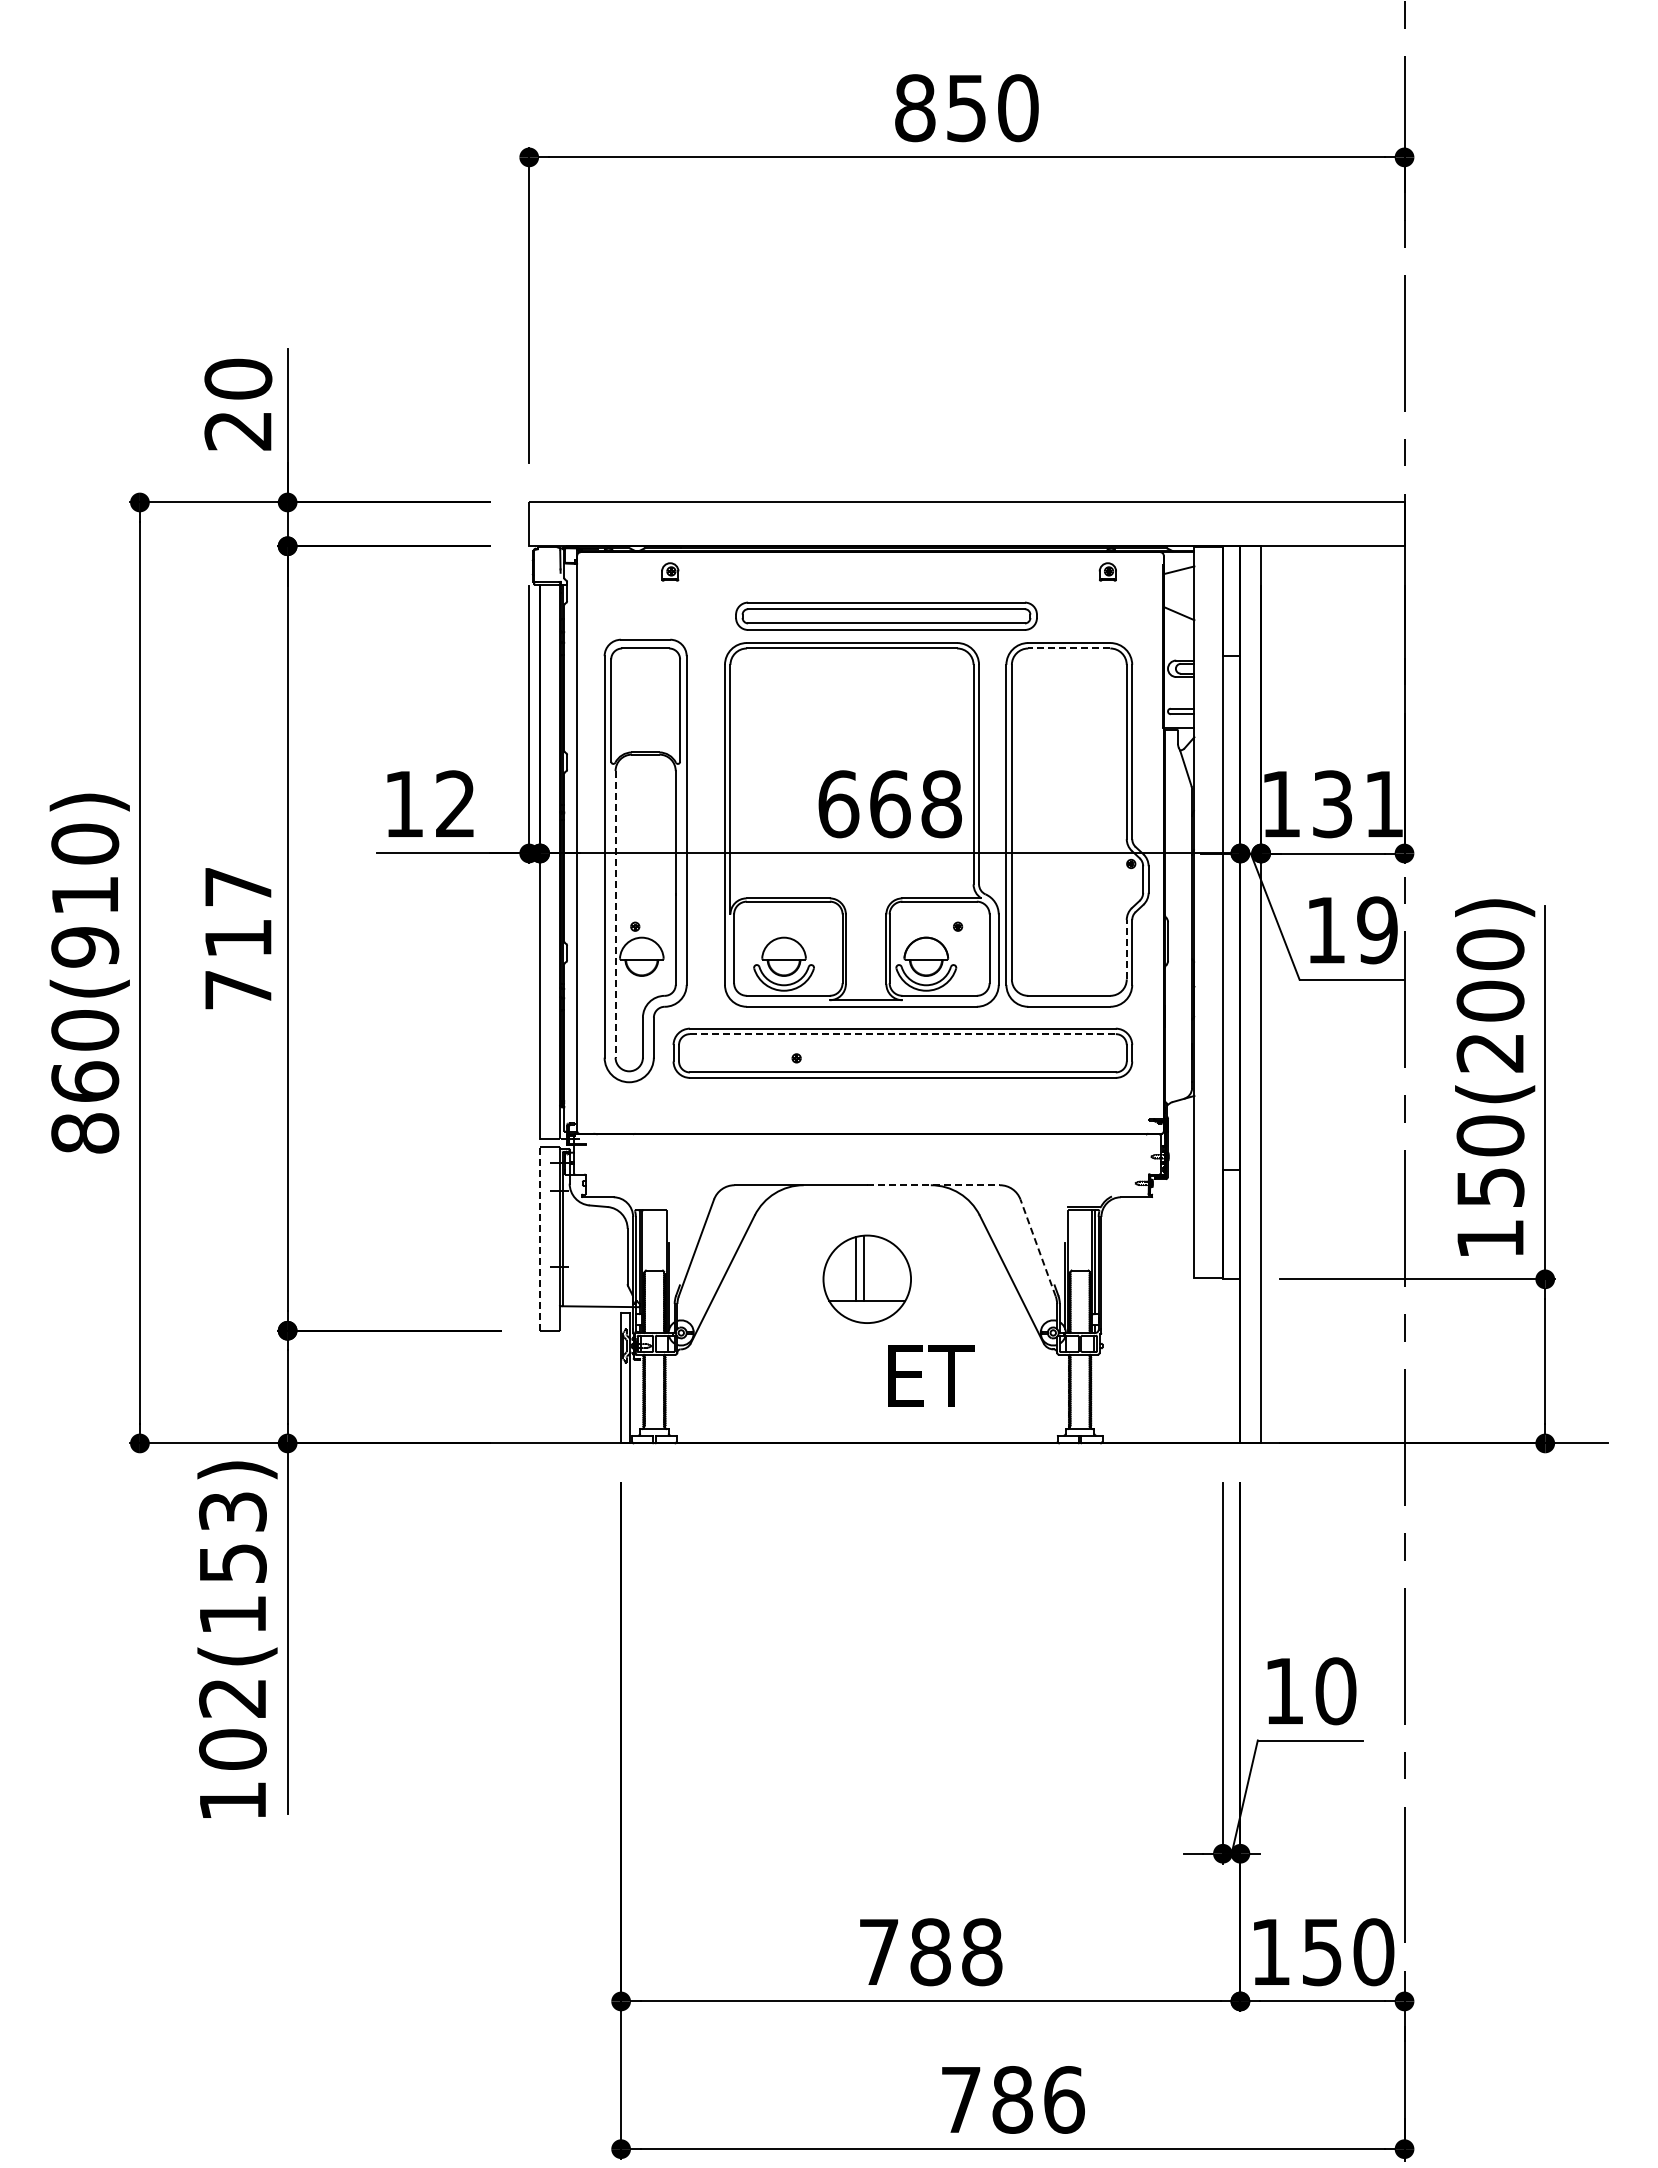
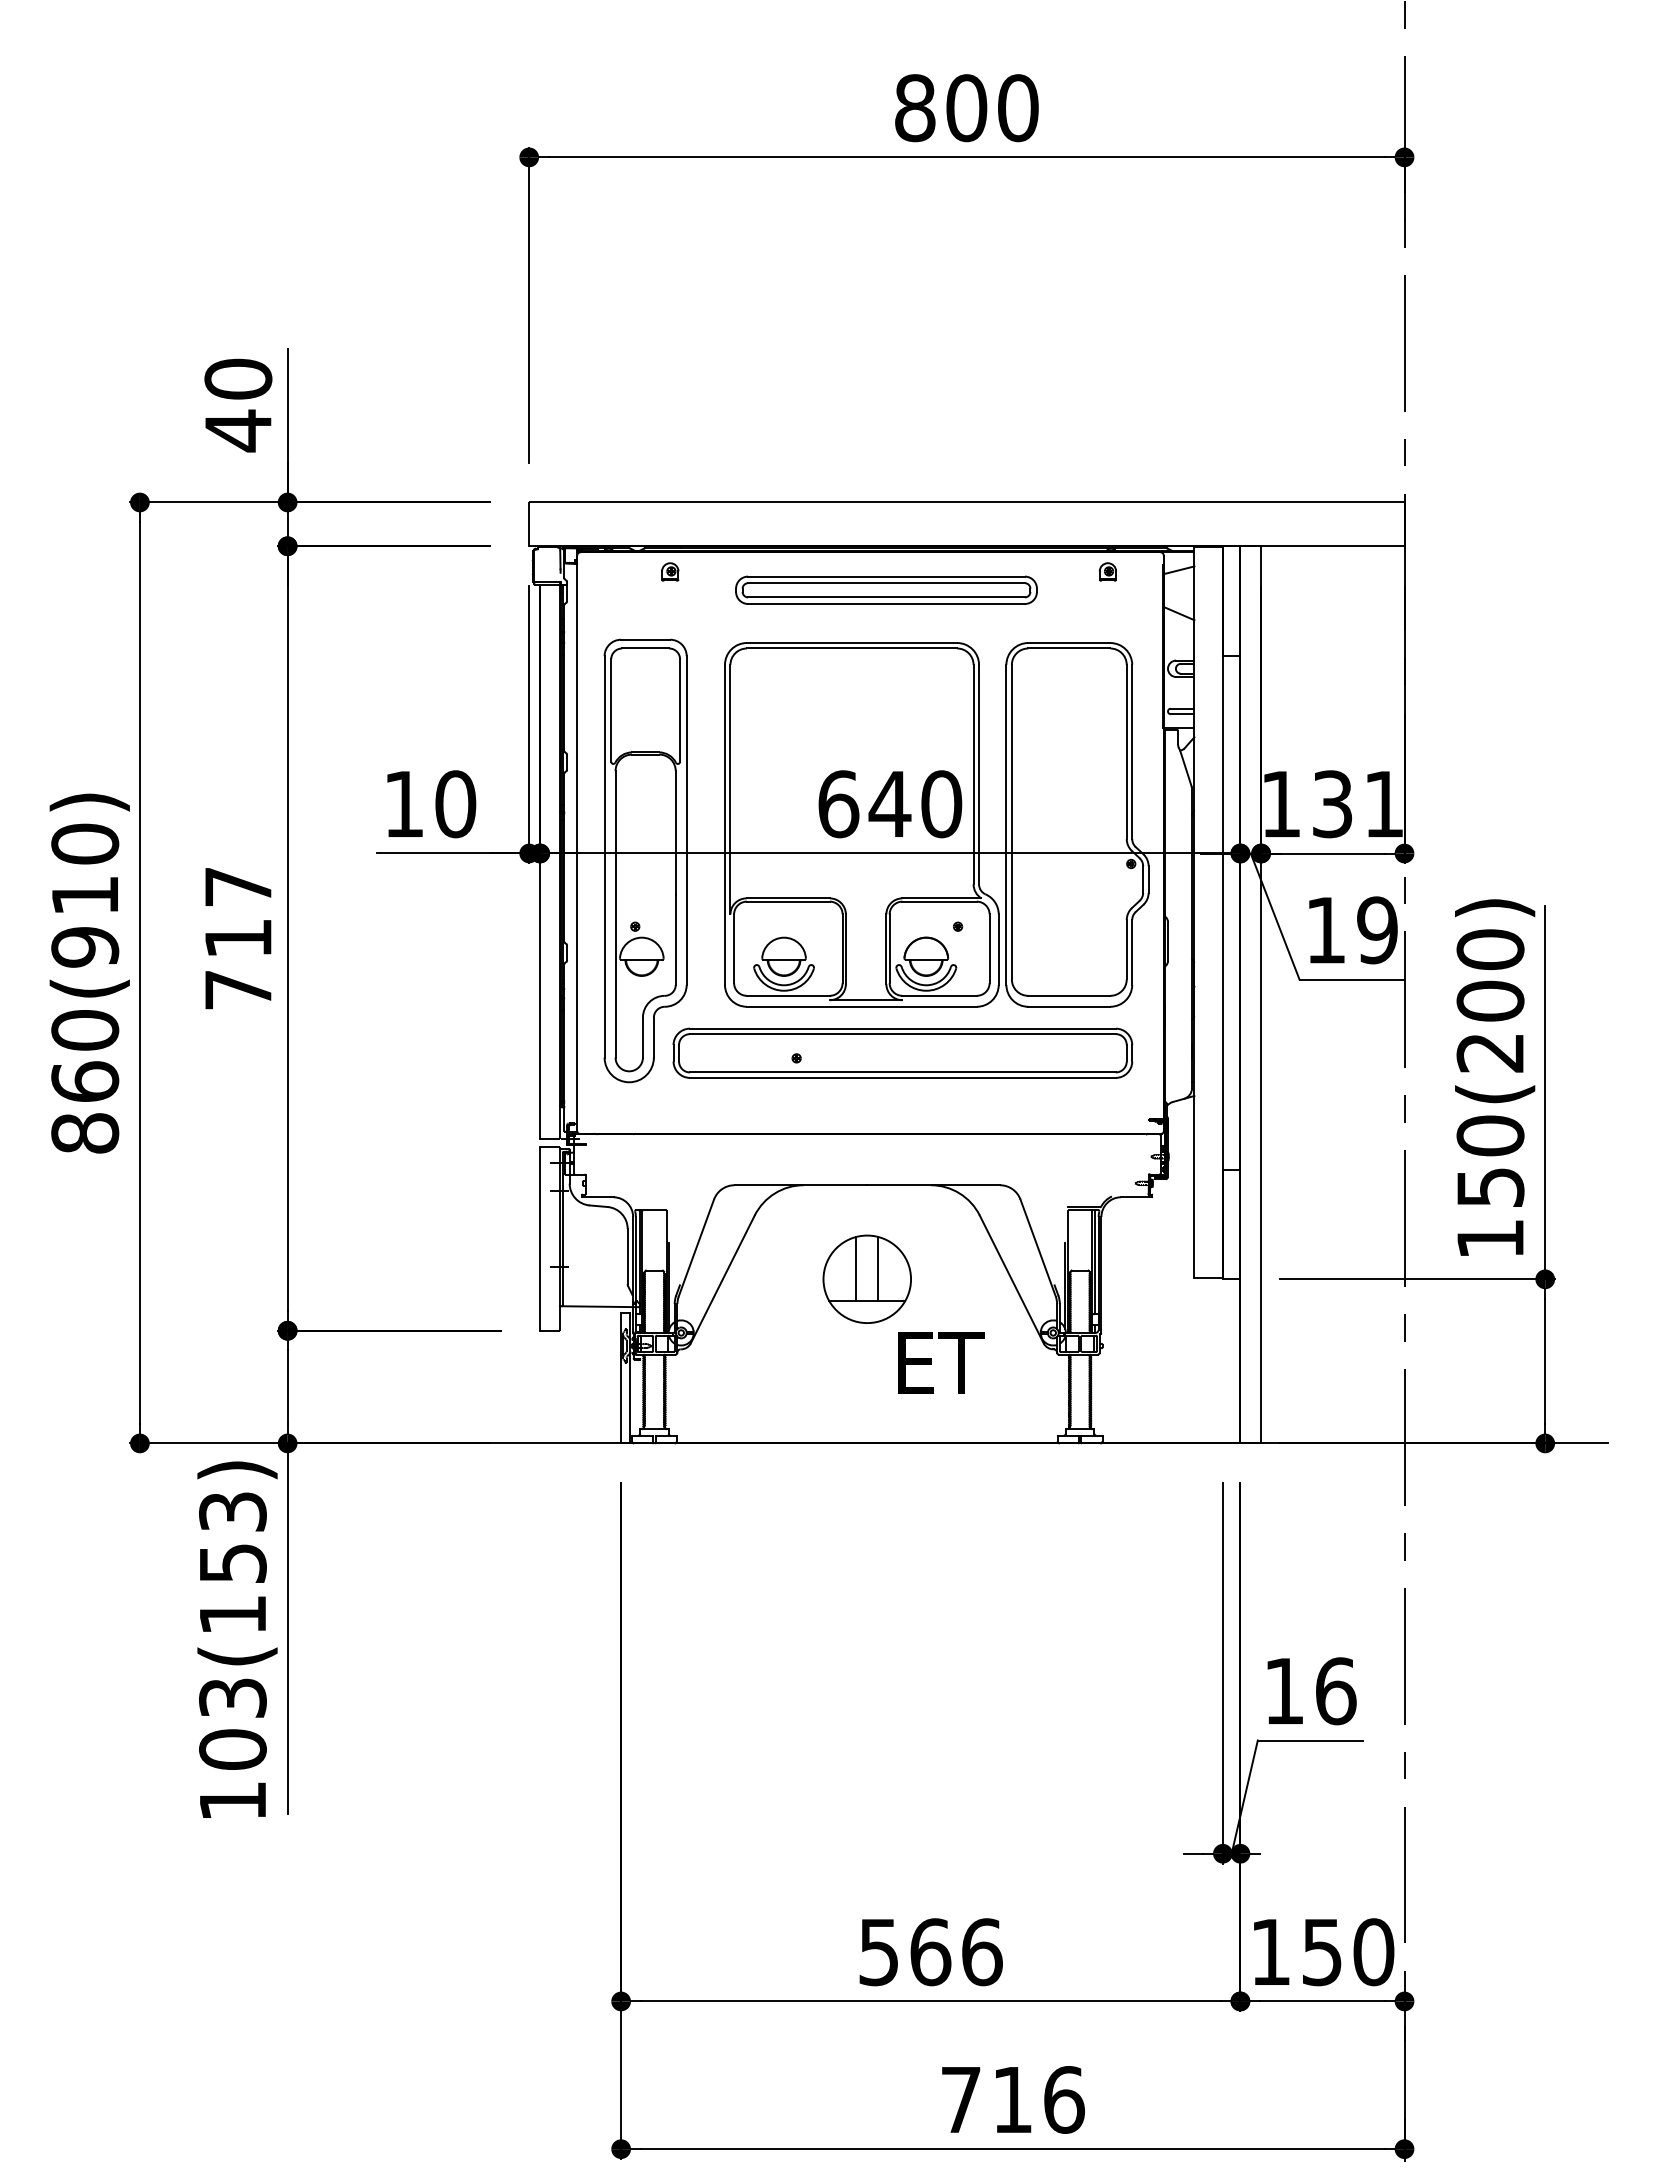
text: 850 -> 800 (966, 108)
text: 20 -> 40 (237, 430)
part position: (886, 615) -> (886, 589) (886, 589)
line: dashed -> solid (1068, 648)
text: 12 -> 10 (455, 804)
text: 668 -> 640 (915, 804)
line: dashed -> solid (615, 914)
line: dashed -> solid (1126, 949)
line: dashed -> solid (902, 1034)
line: dashed -> solid (934, 1185)
line: dashed -> solid (540, 1238)
line: dashed -> solid (1038, 1248)
line position: (864, 1268) -> (878, 1268) (878, 1268)
text position: (931, 1375) -> (941, 1362) (941, 1362)
text: 10 -> 16 (1335, 1691)
text: 102(153) -> 103(153) (232, 1697)
text: 788 -> 566 (930, 1952)
text: 786 -> 716 (1012, 2099)
